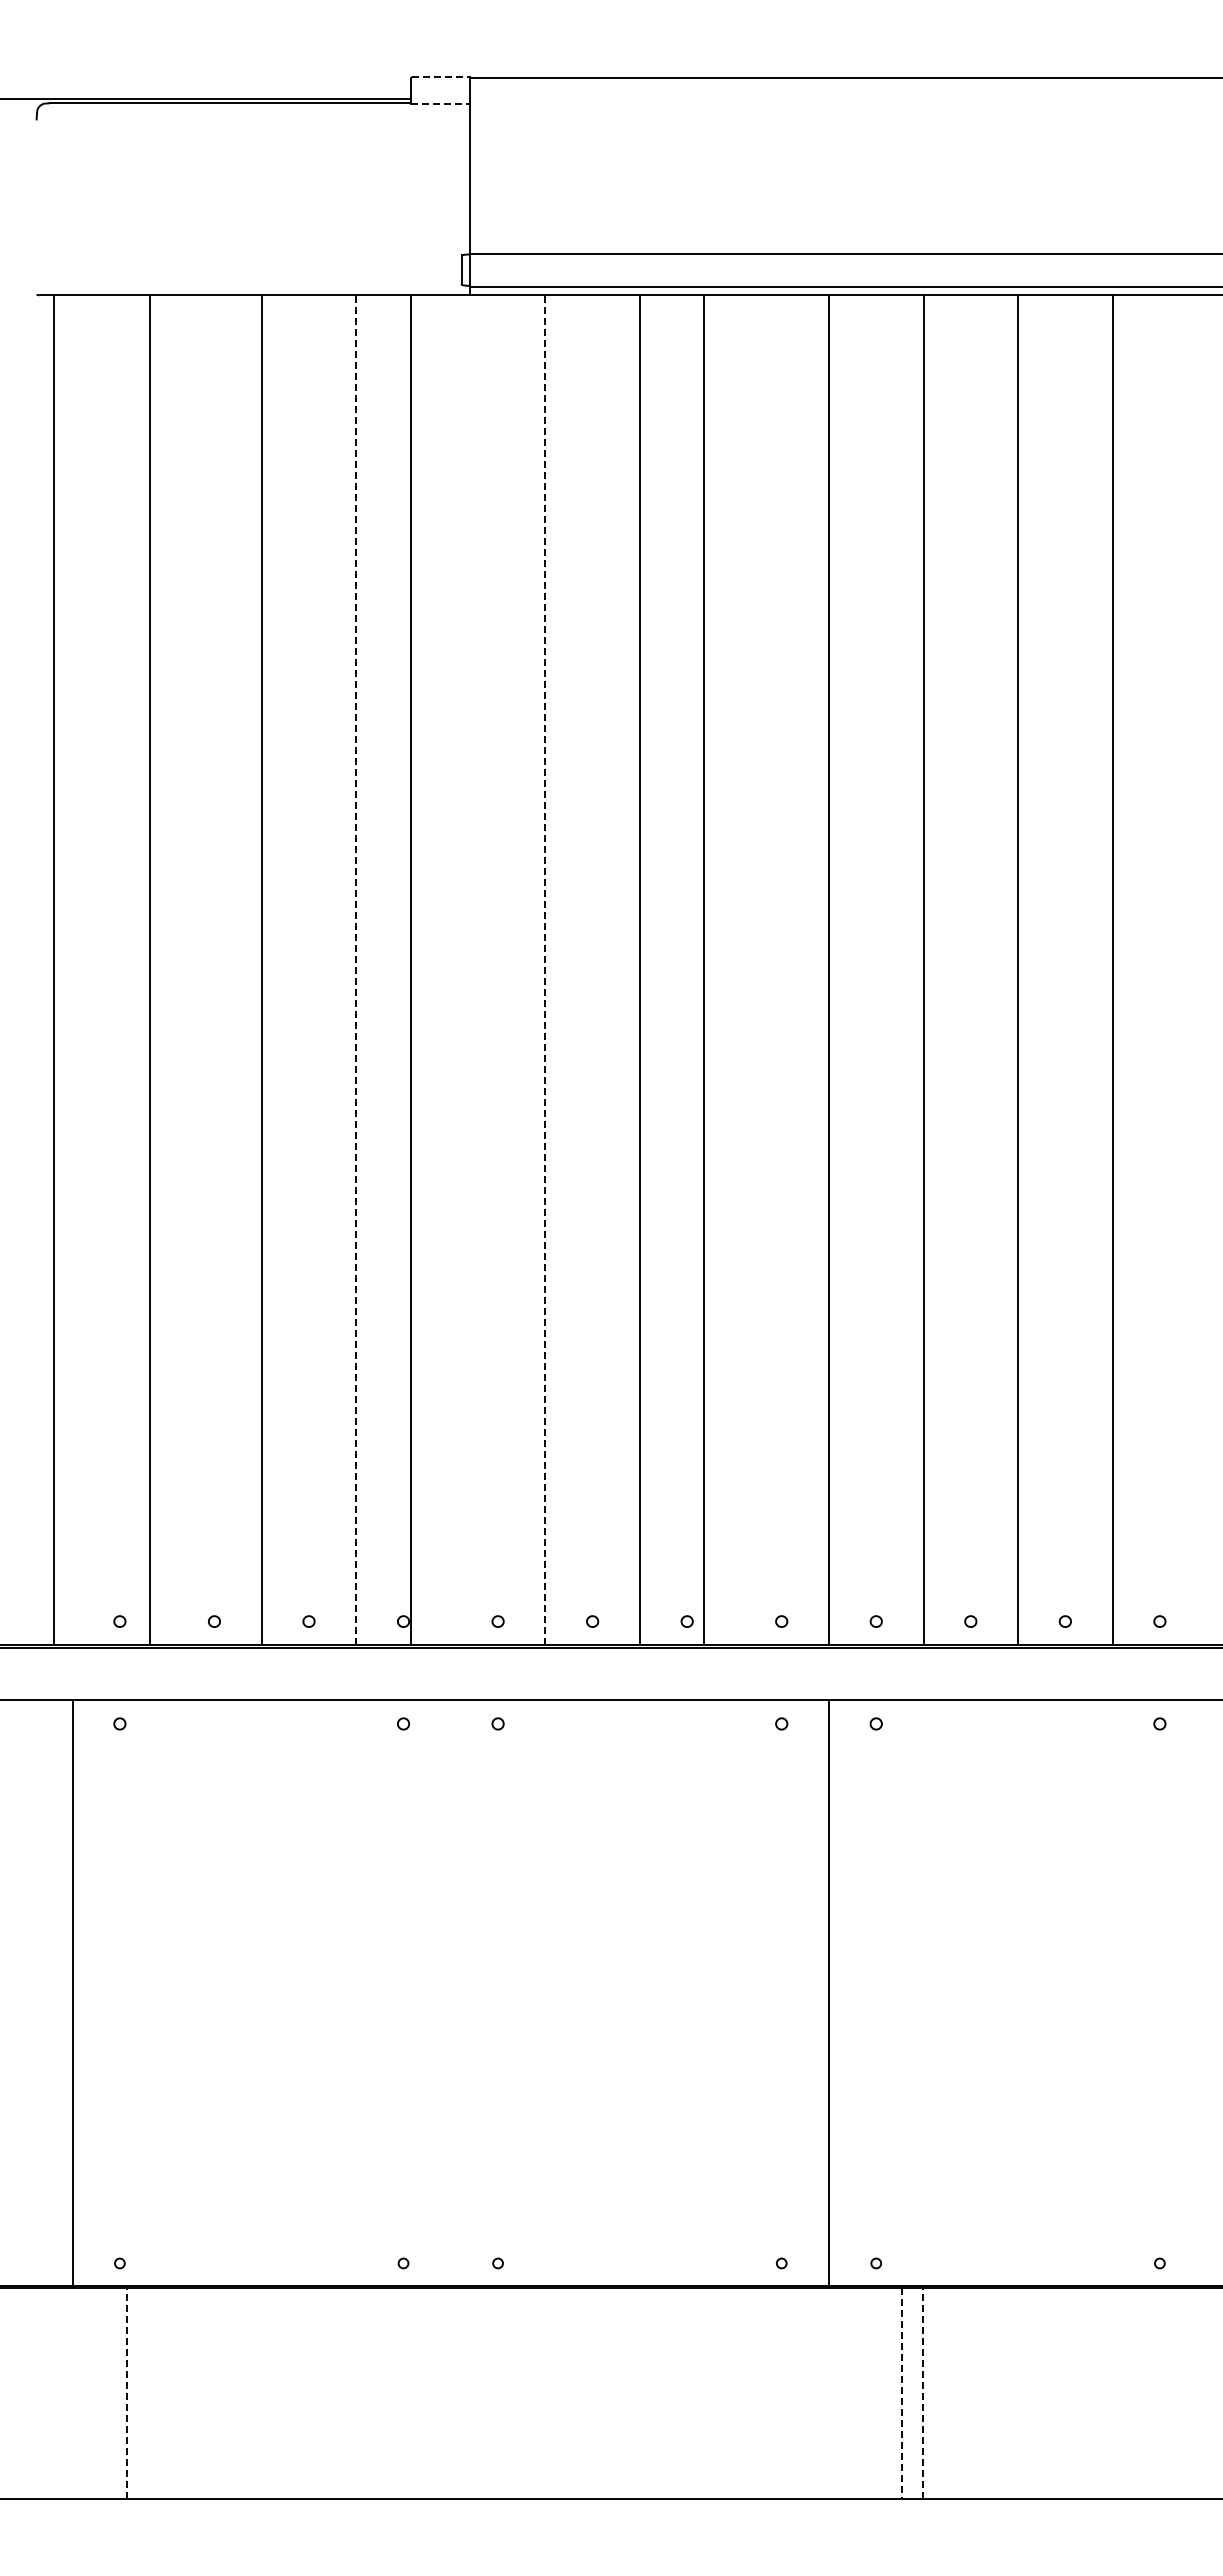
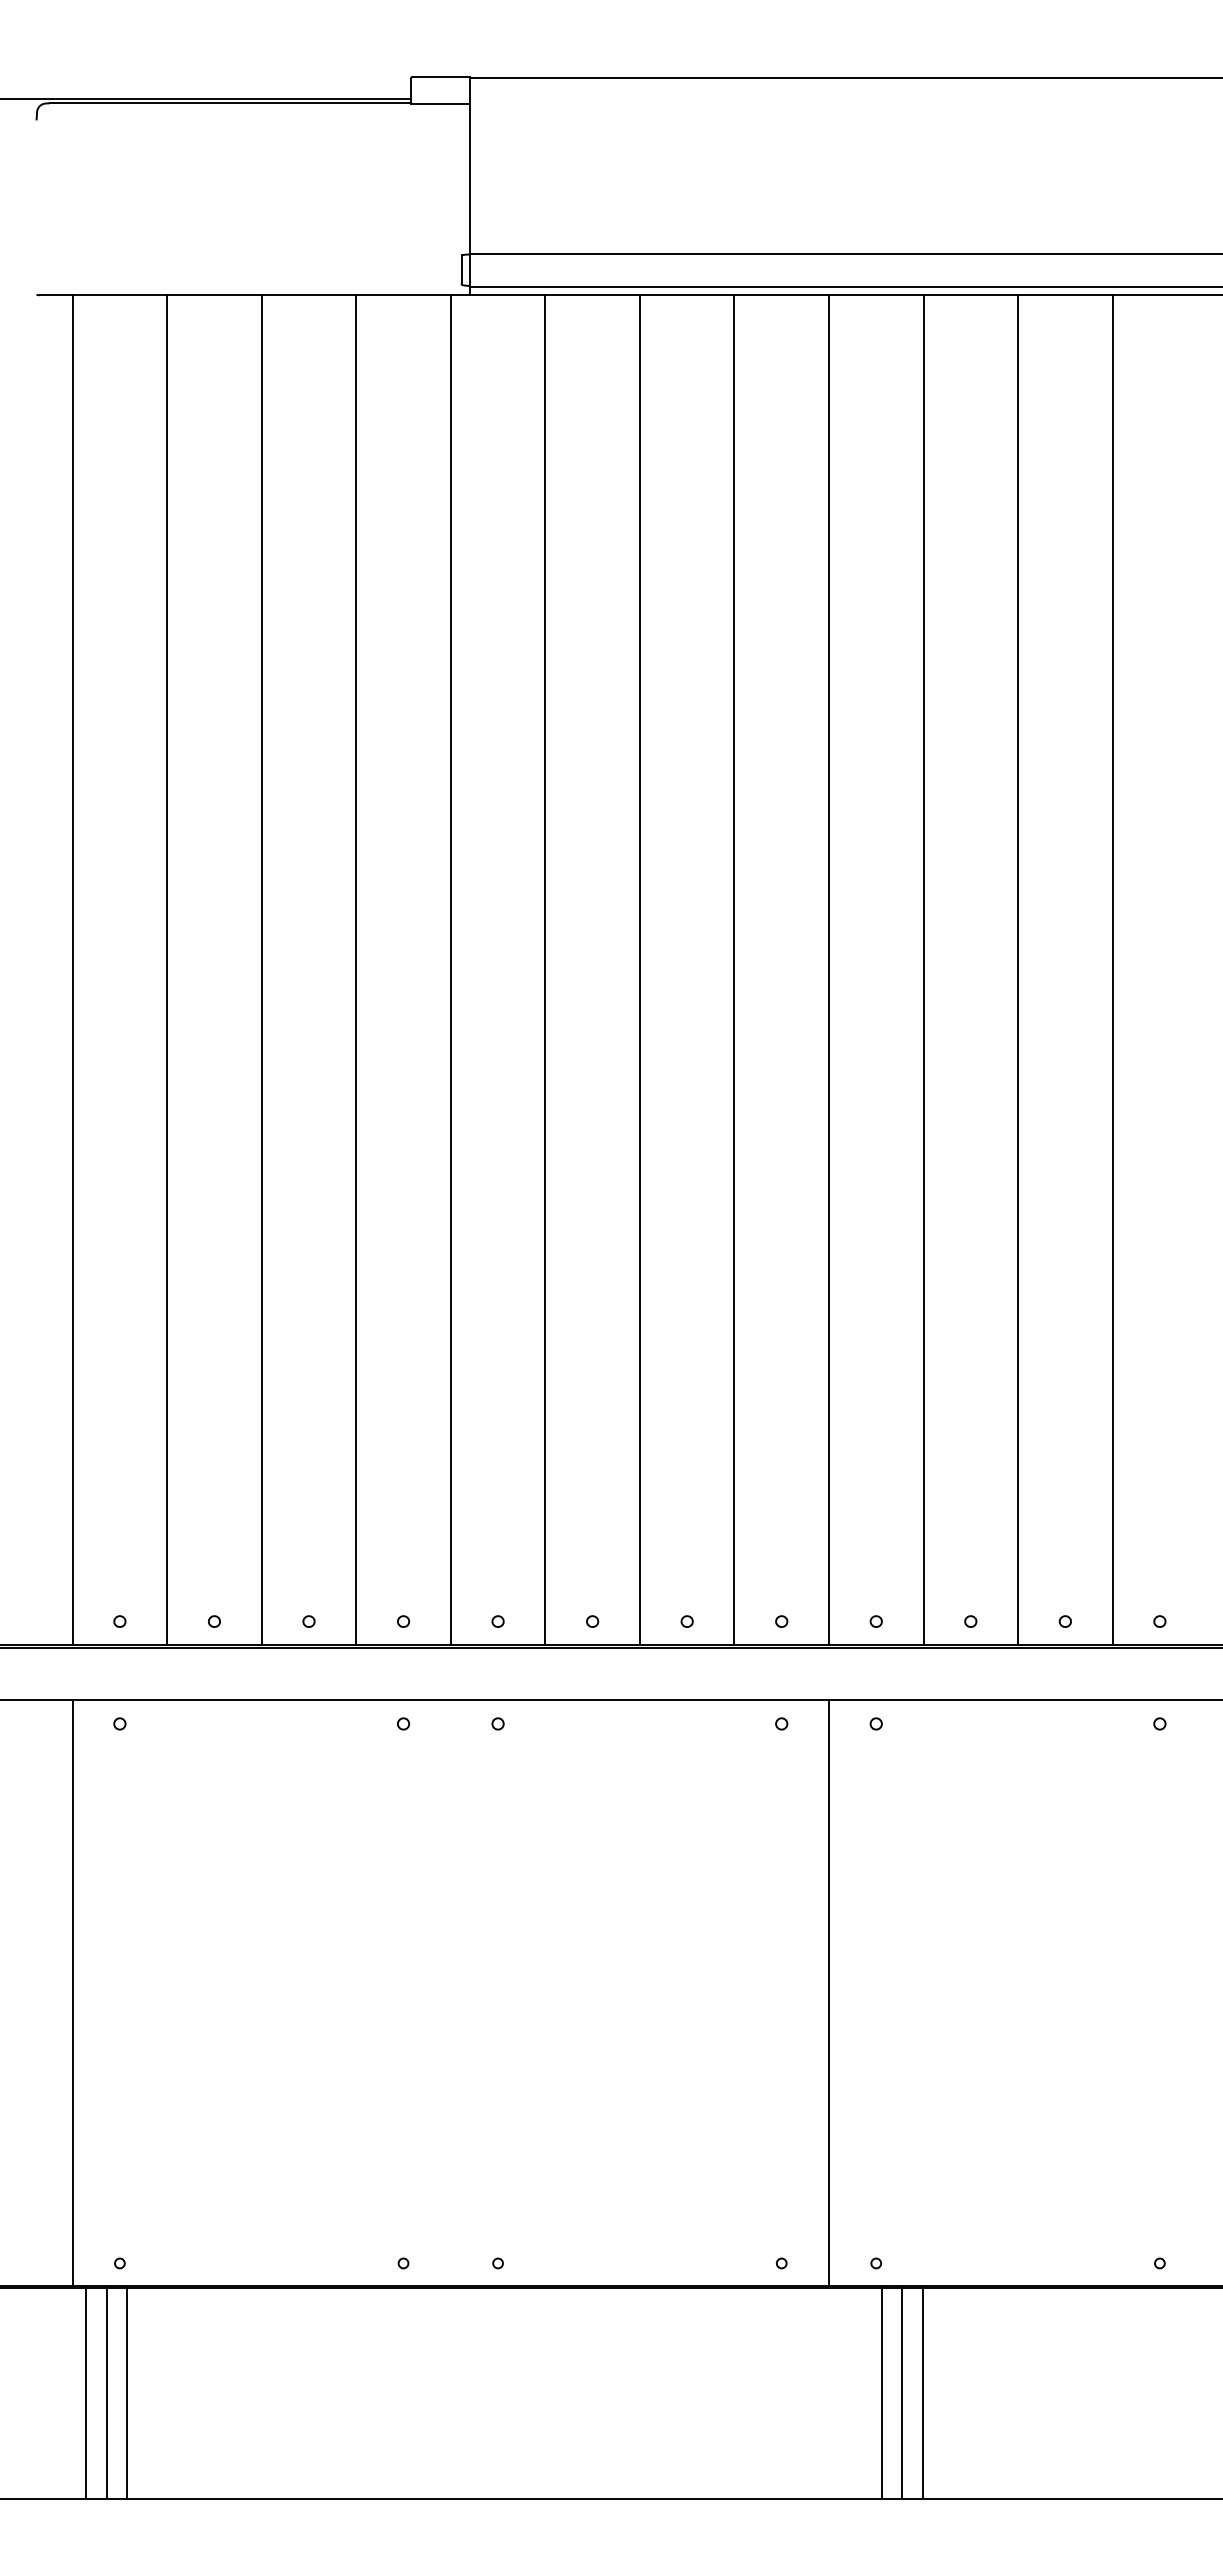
line: dashed -> solid (441, 77)
line: dashed -> solid (440, 103)
line position: (53, 969) -> (72, 969) (72, 969)
line position: (150, 969) -> (167, 969) (167, 969)
line: dashed -> solid (356, 969)
line position: (410, 969) -> (450, 969) (450, 969)
line: dashed -> solid (545, 969)
line position: (704, 969) -> (734, 969) (734, 969)
line: dashed -> solid (127, 2392)
line: dashed -> solid (923, 2392)
line: none -> present (85, 2393)
line: none -> present (106, 2393)
line: none -> present (881, 2393)
line: dashed -> solid (902, 2393)
